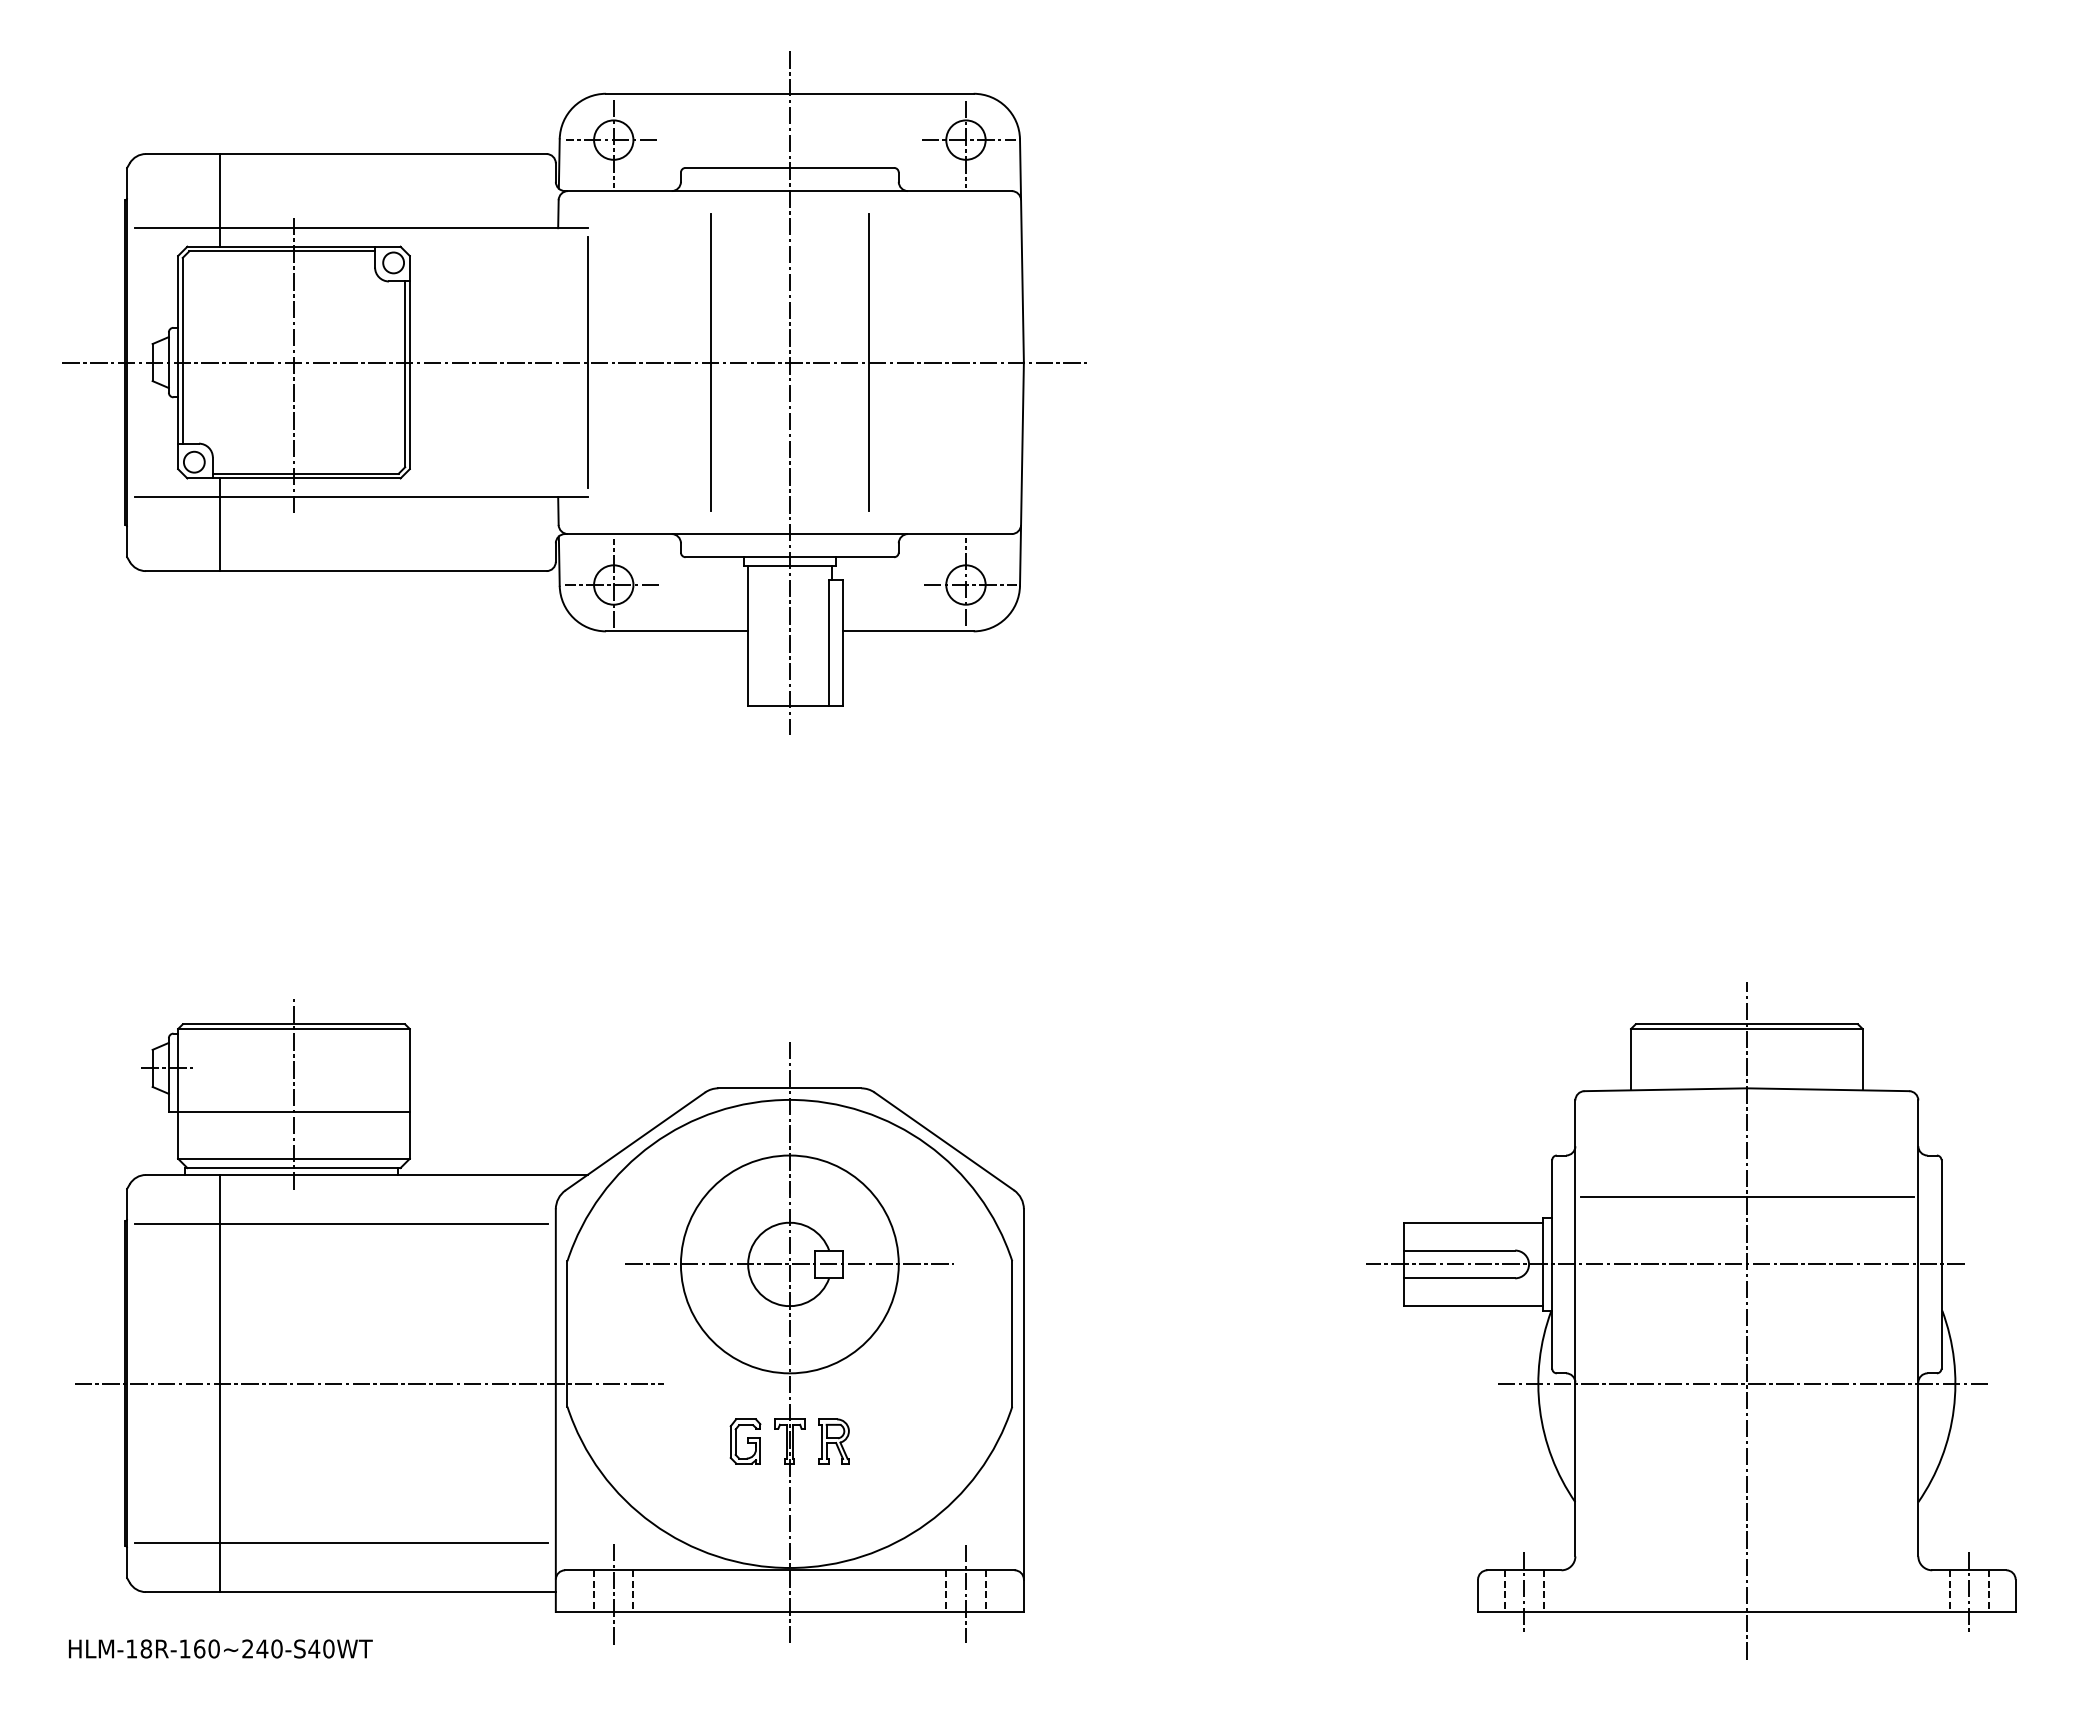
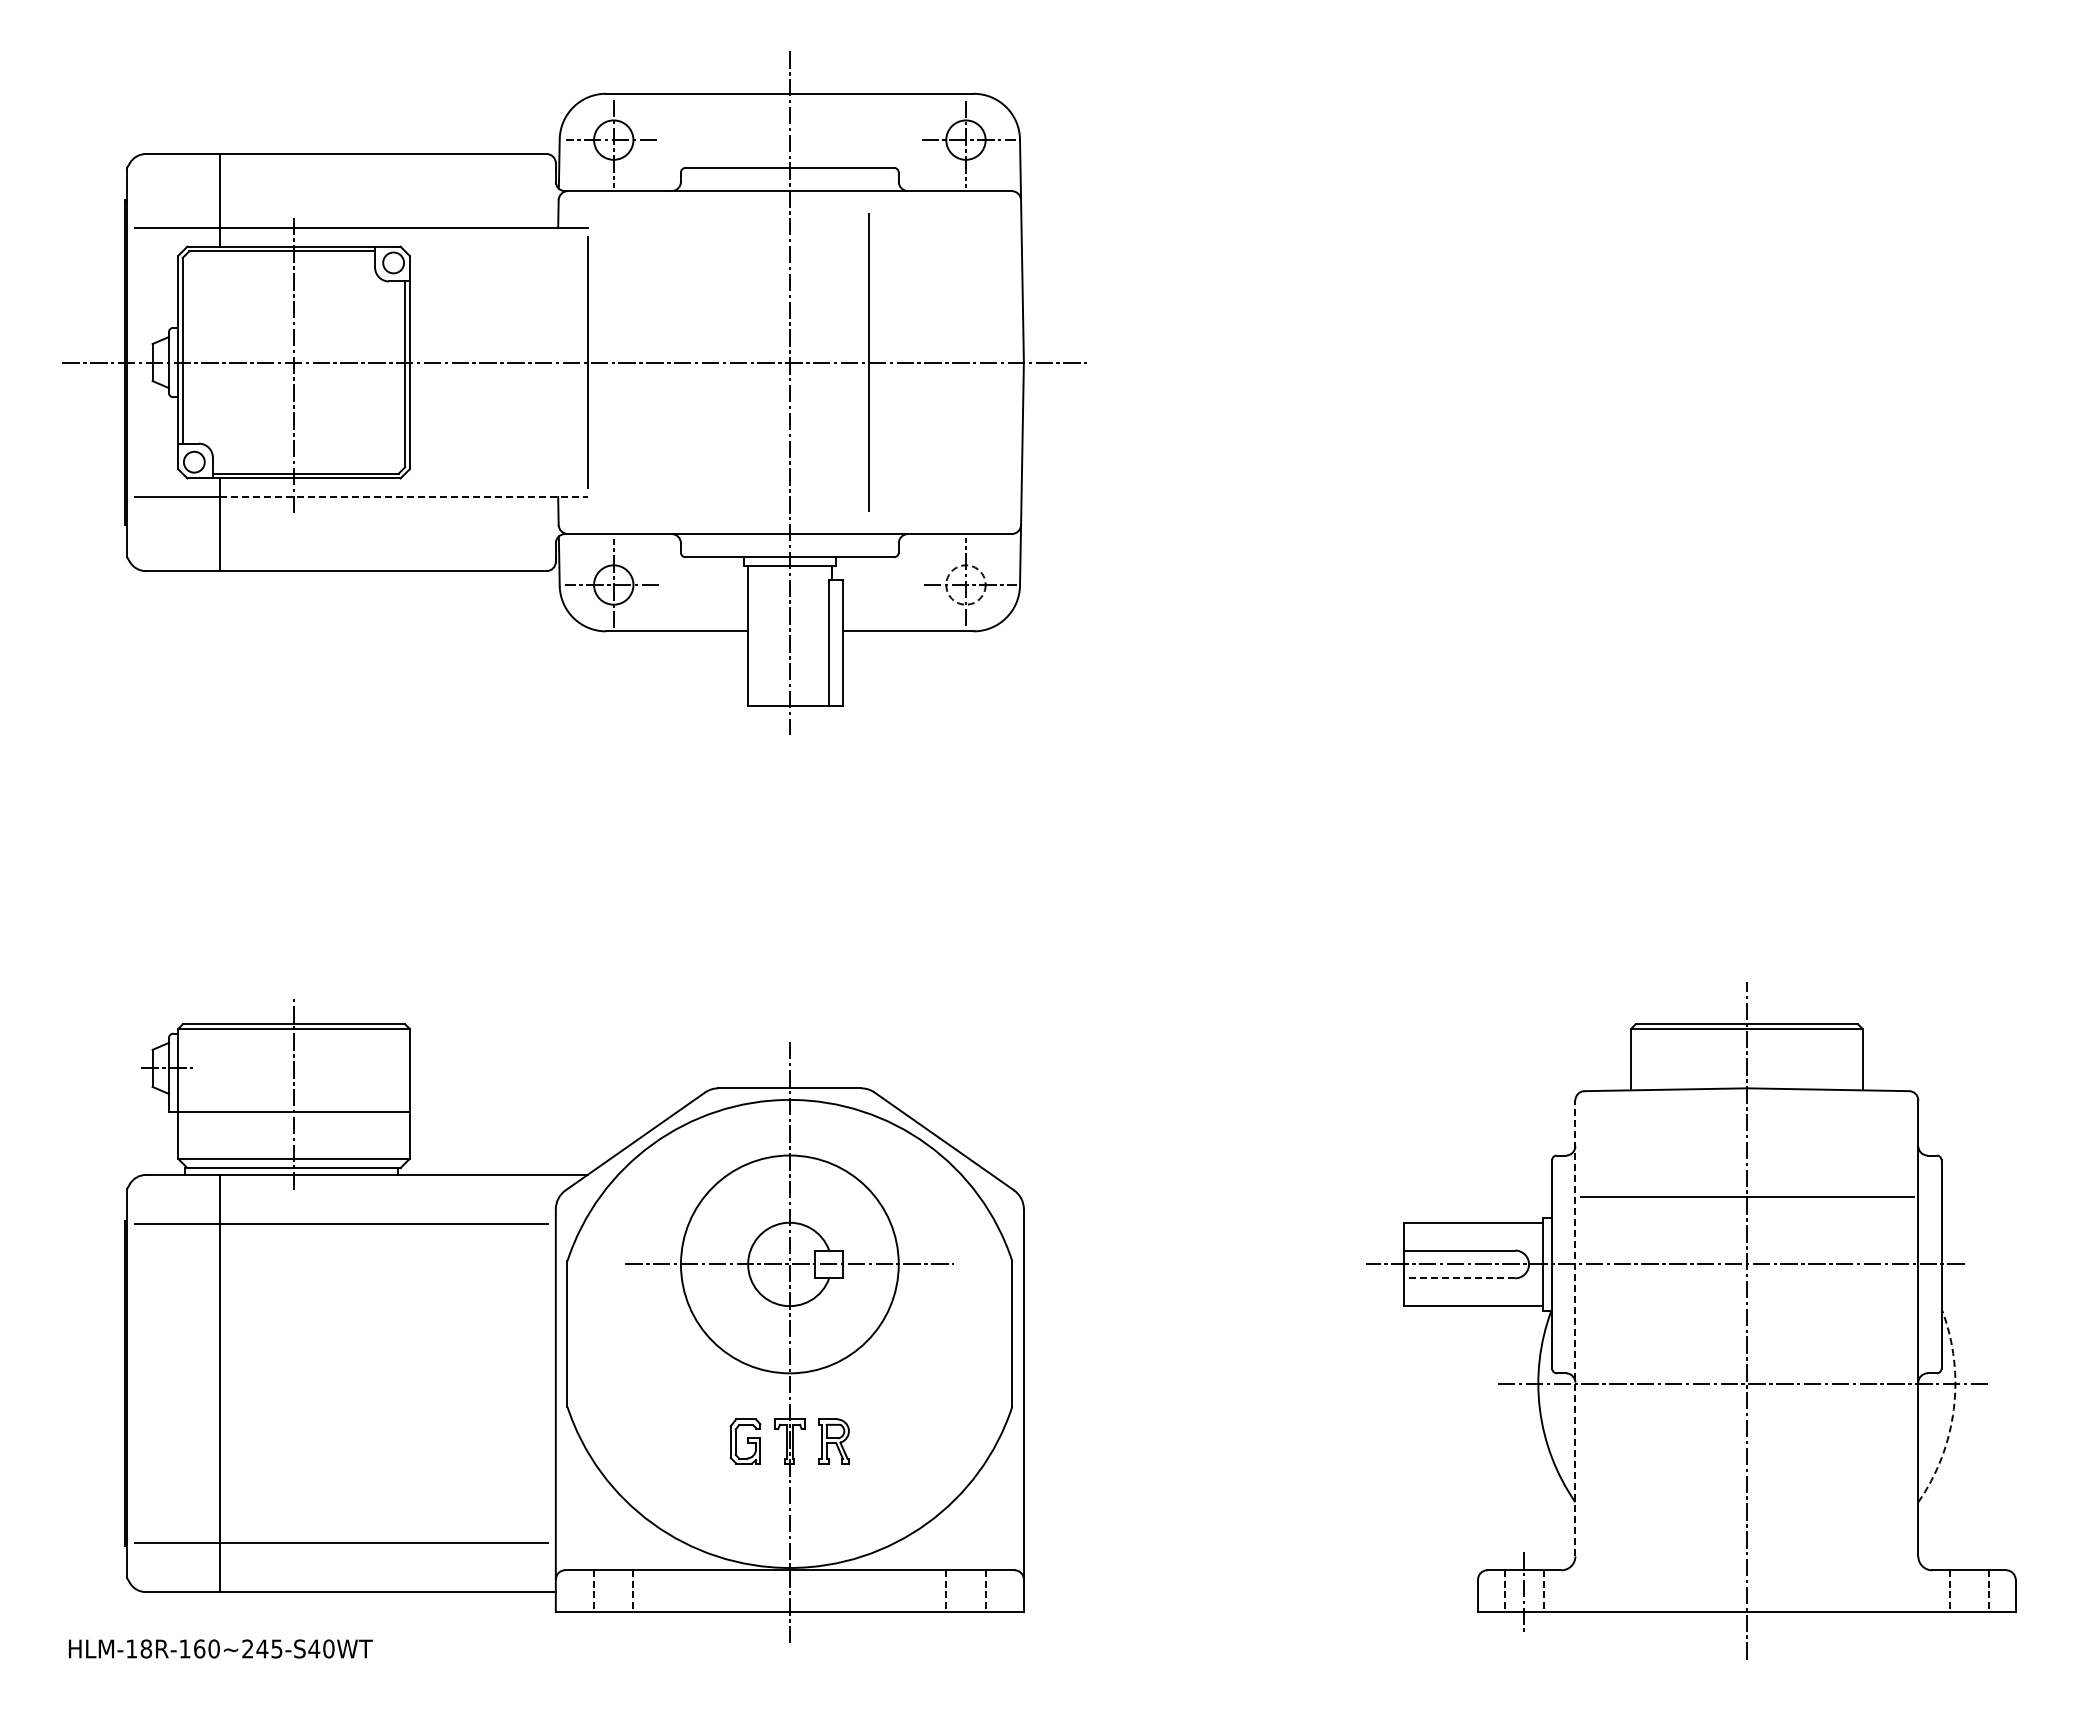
line: present -> none (711, 362)
line: solid -> dashed (403, 496)
circle: solid -> dashed (965, 584)
line: solid -> dashed (1459, 1278)
line: solid -> dashed (1575, 1328)
line: present -> none (368, 1383)
arc: solid -> dashed (1953, 1409)
line: present -> none (1969, 1591)
line: present -> none (965, 1593)
line: present -> none (613, 1594)
text: HLM-18R-160~240-S40WT -> HLM-18R-160~245-S40WT (276, 1648)
